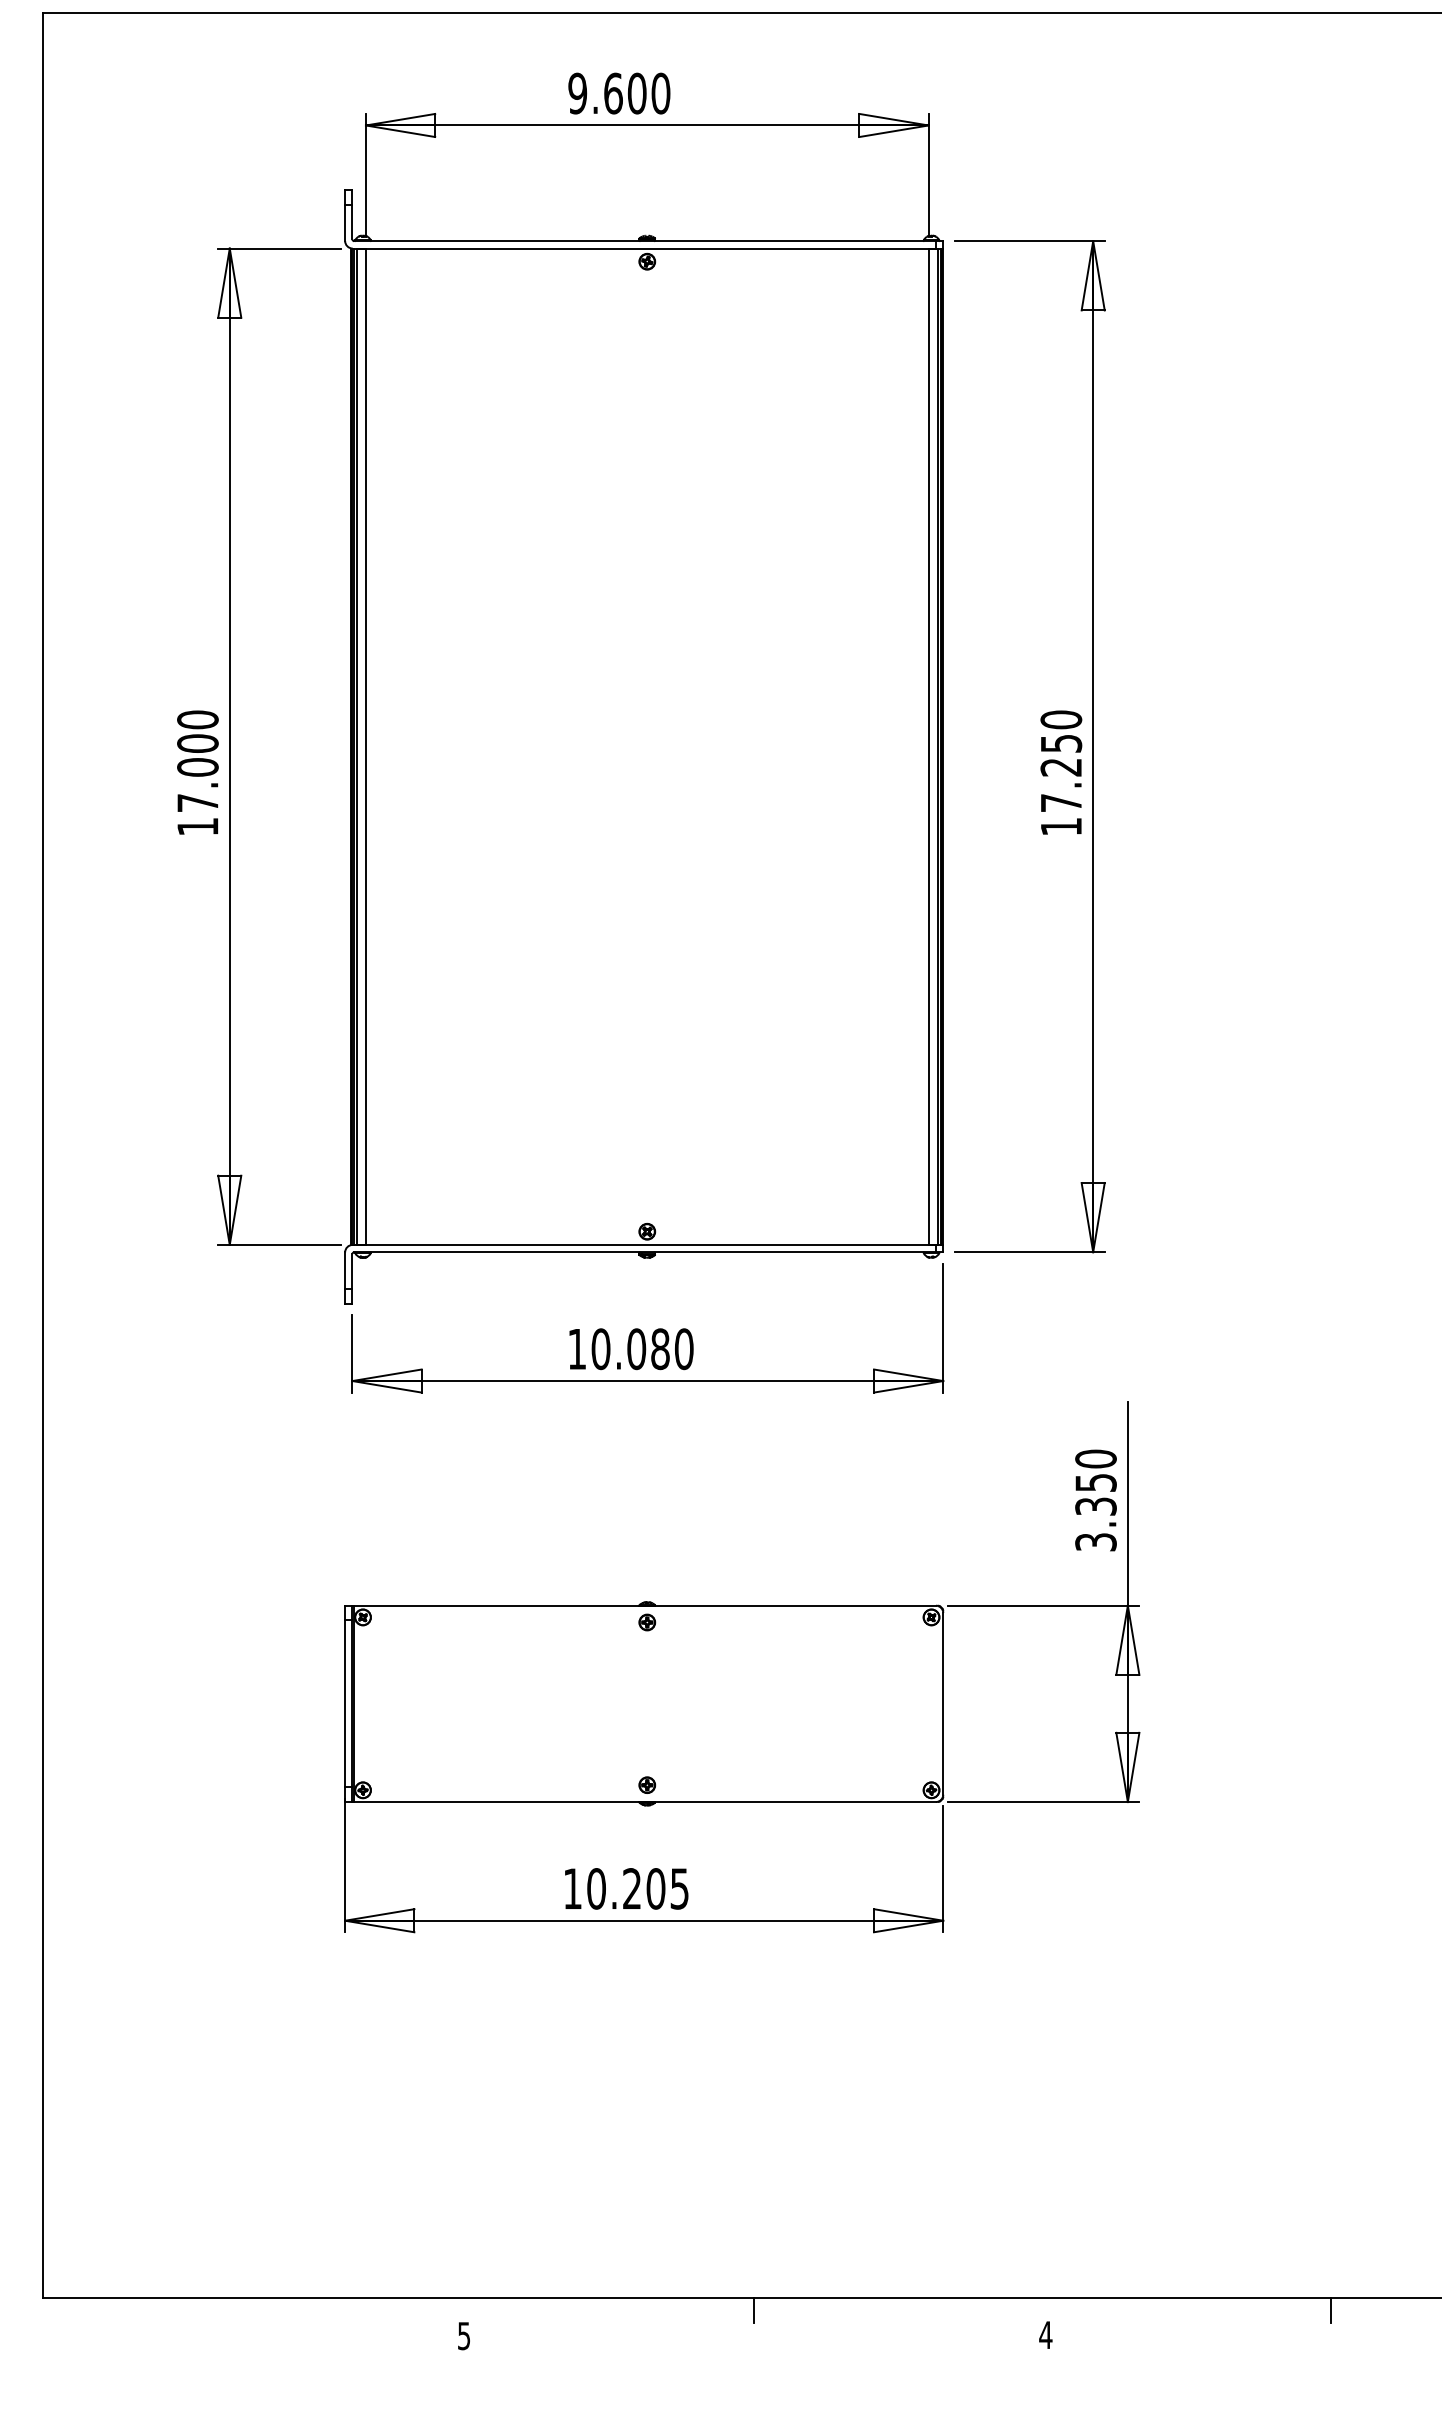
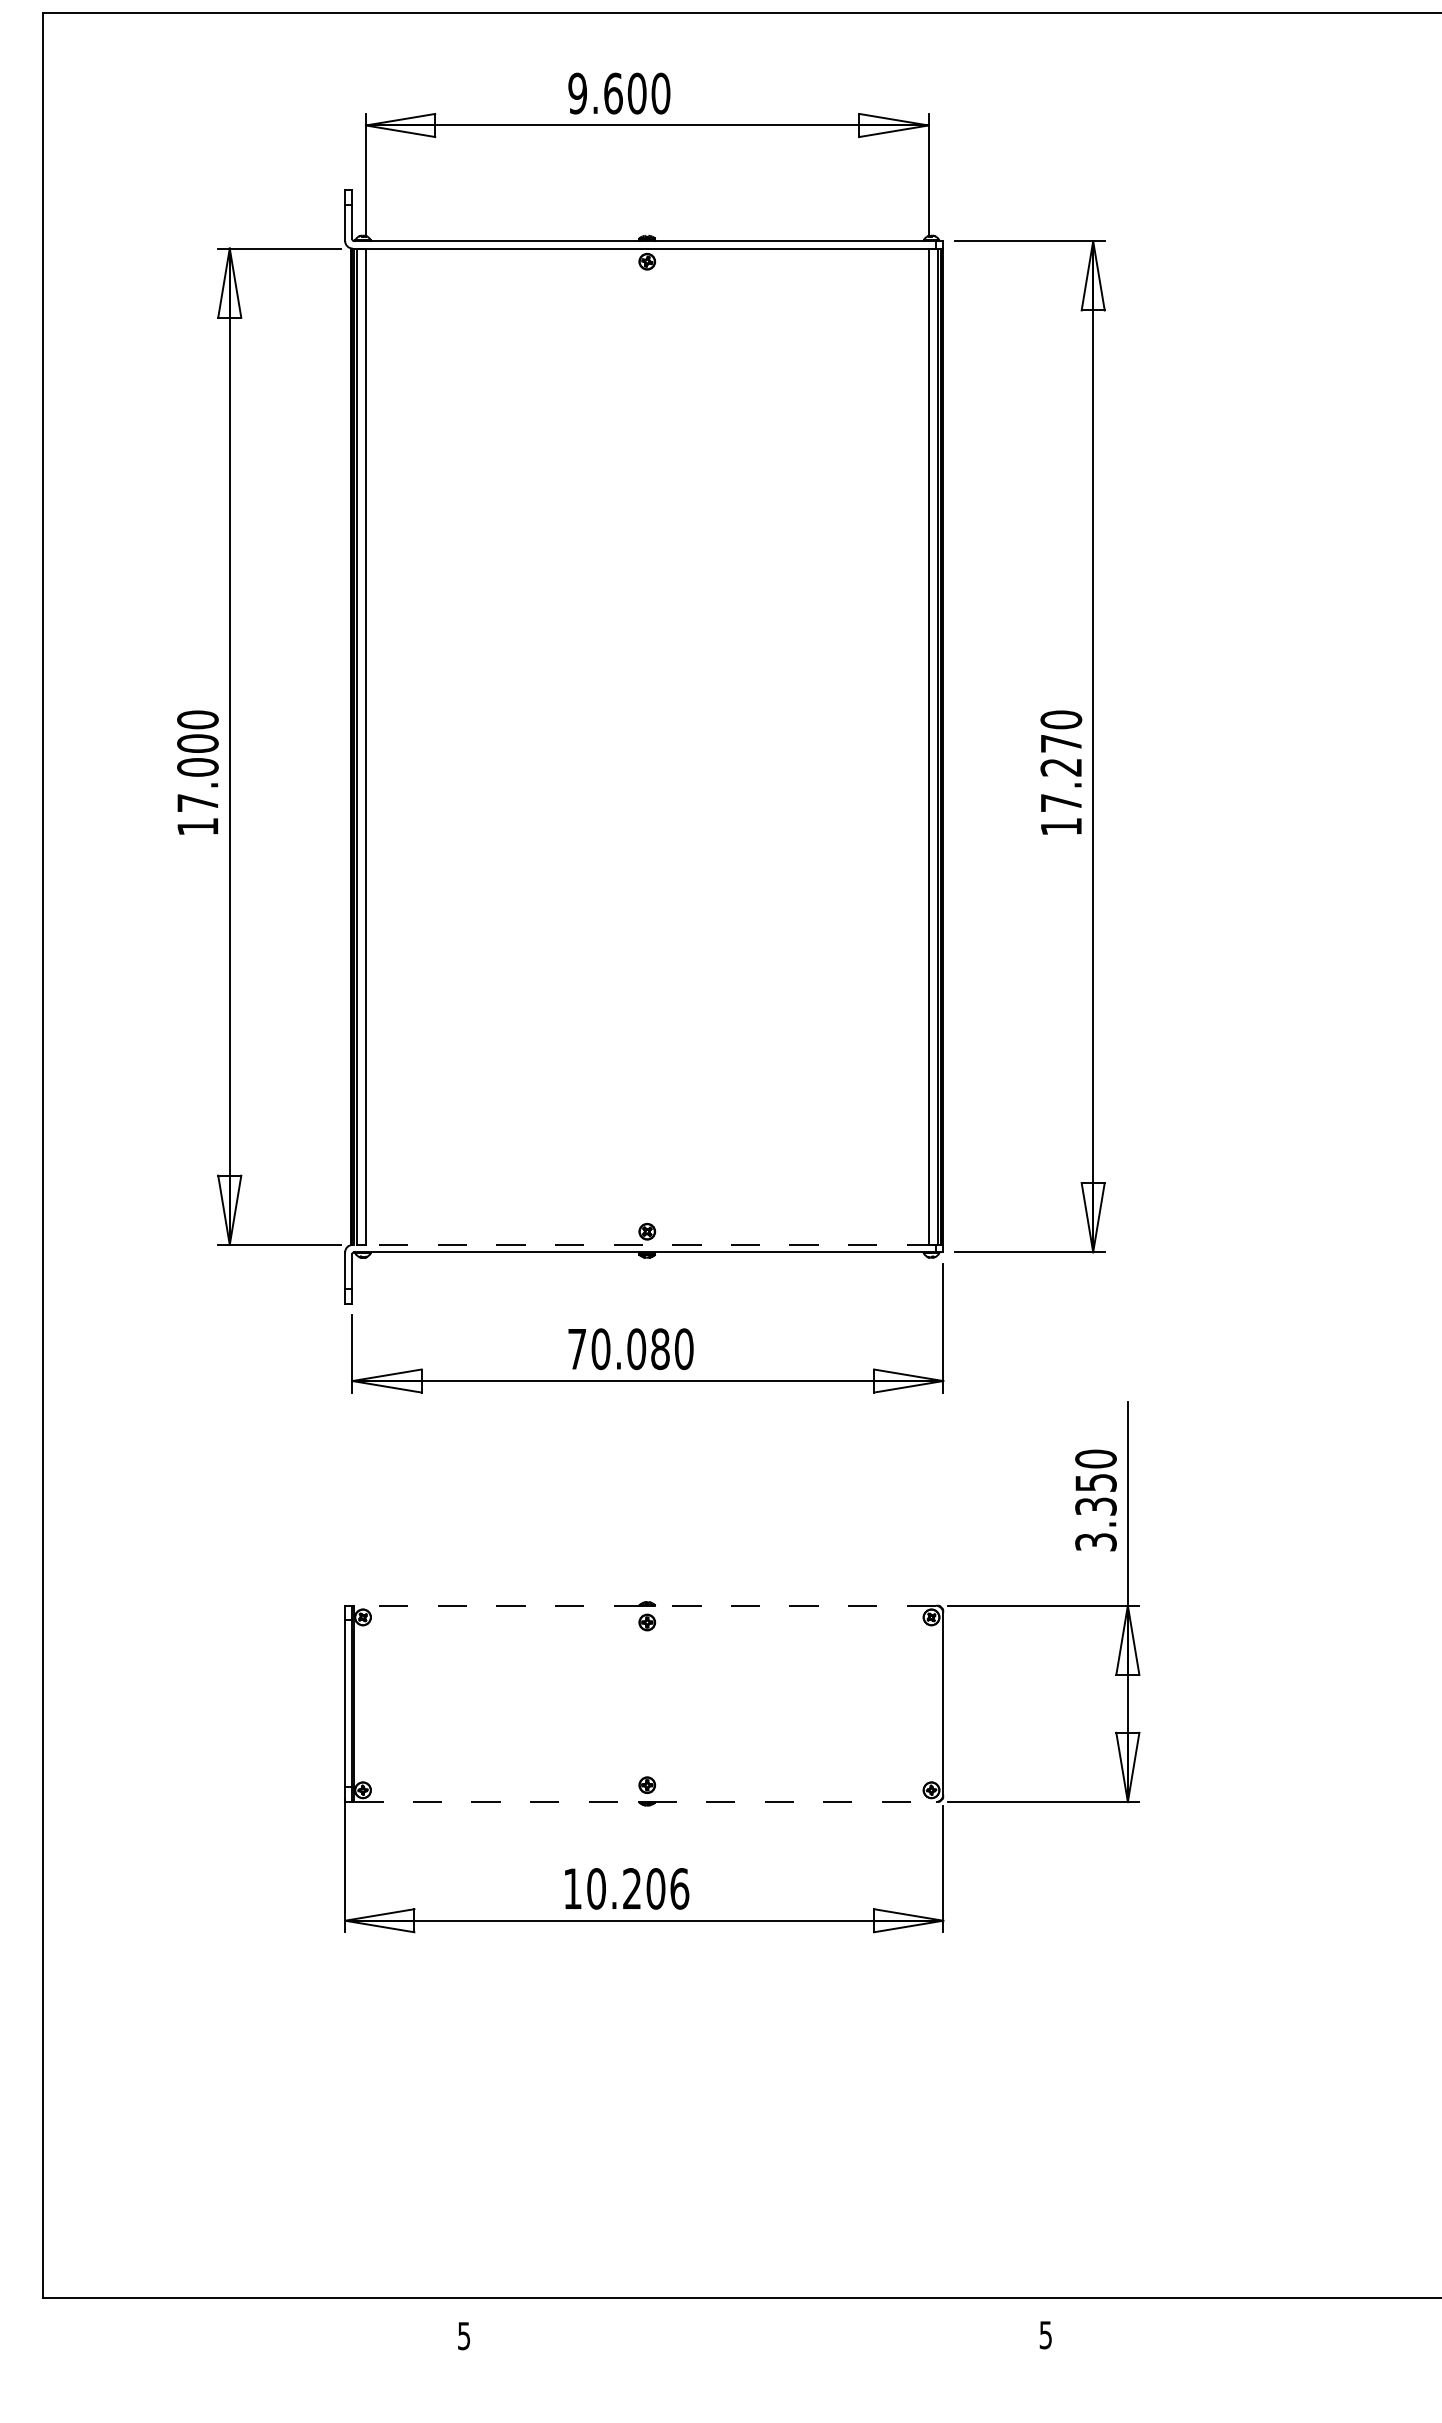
text: 17.250 -> 17.270 (1061, 743)
line: solid -> dashed (644, 1244)
text: 10.080 -> 70.080 (576, 1349)
line: solid -> dashed (645, 1605)
line: solid -> dashed (645, 1802)
text: 10.205 -> 10.206 (679, 1888)
line: present -> none (753, 2310)
line: present -> none (1330, 2310)
text: 4 -> 5 (1045, 2335)
